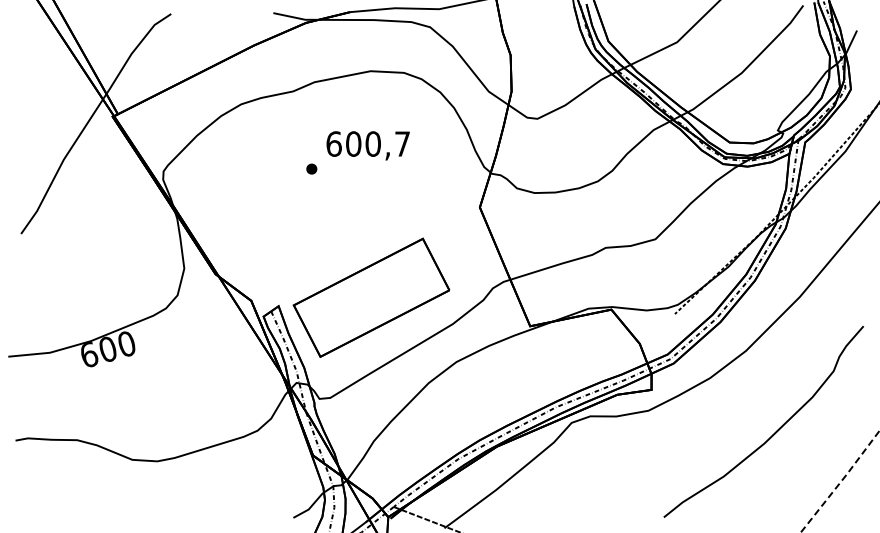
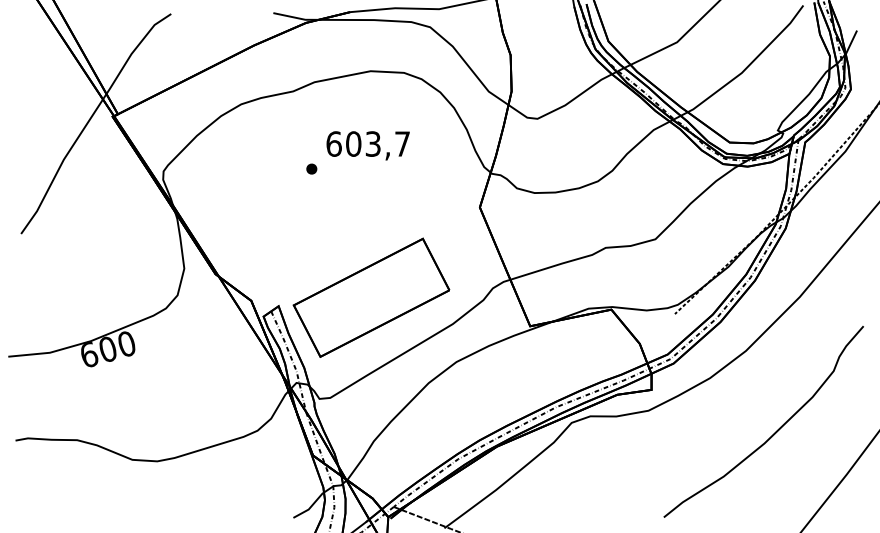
text: 600,7 -> 603,7 (372, 143)
line: dashed -> solid (841, 480)
